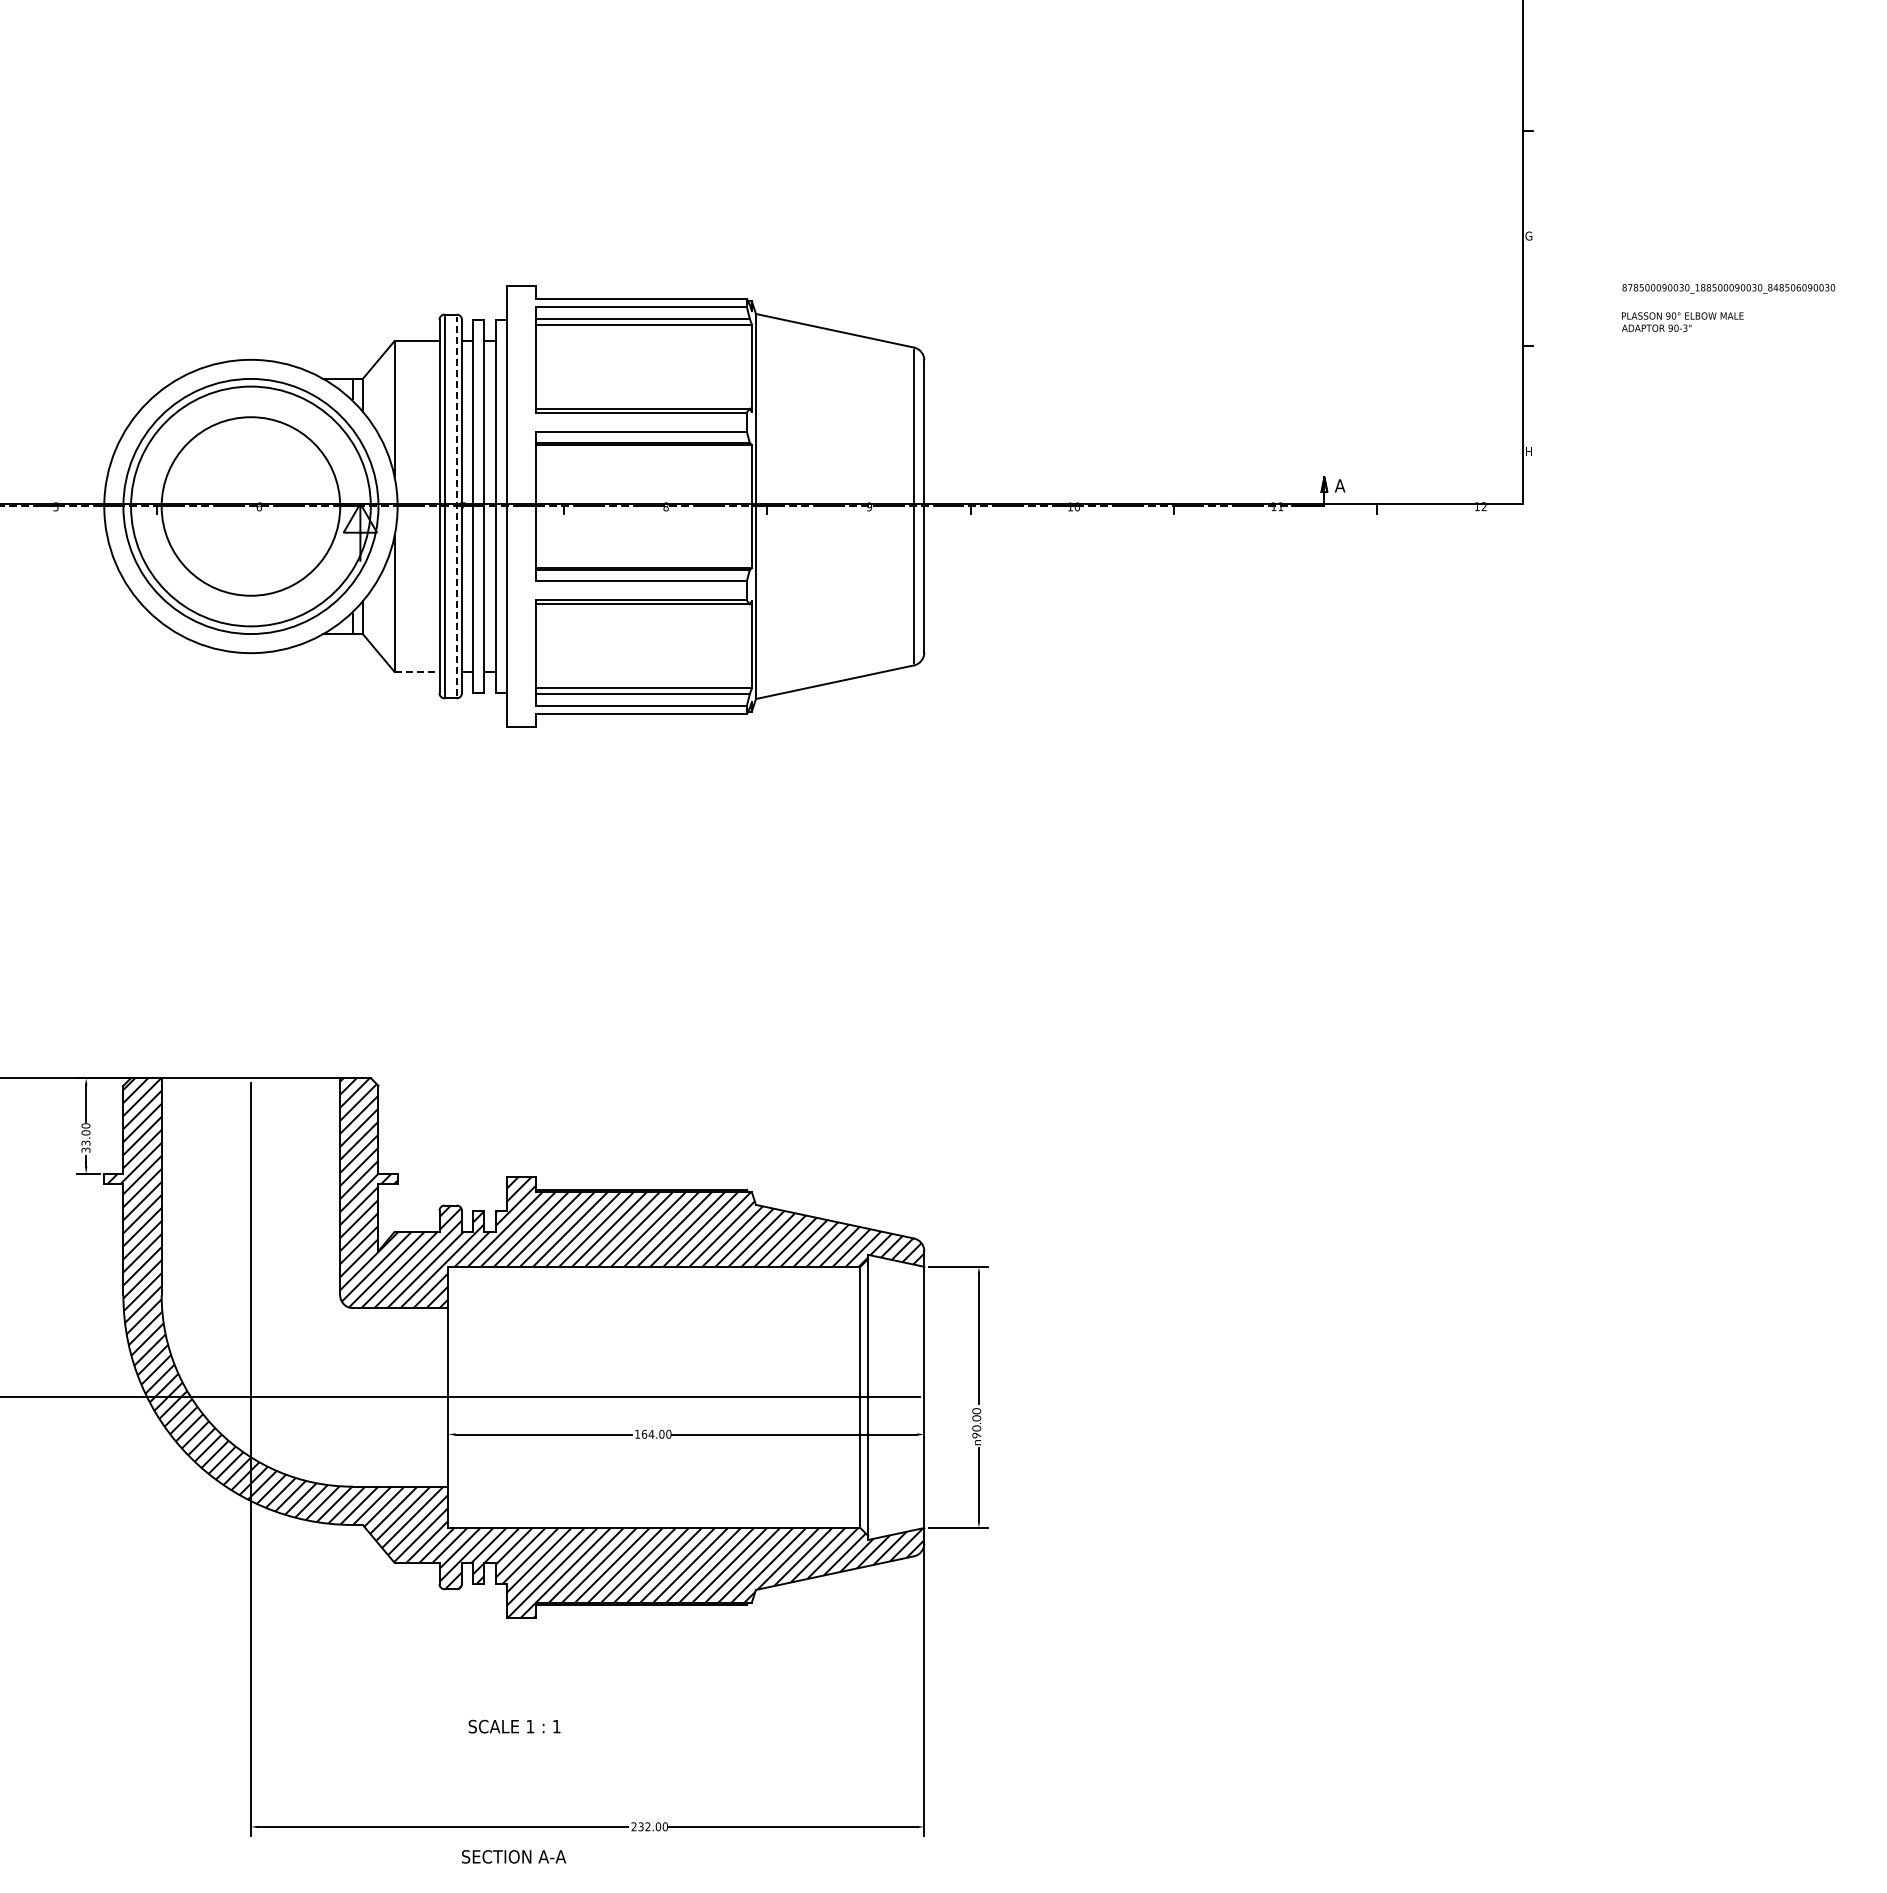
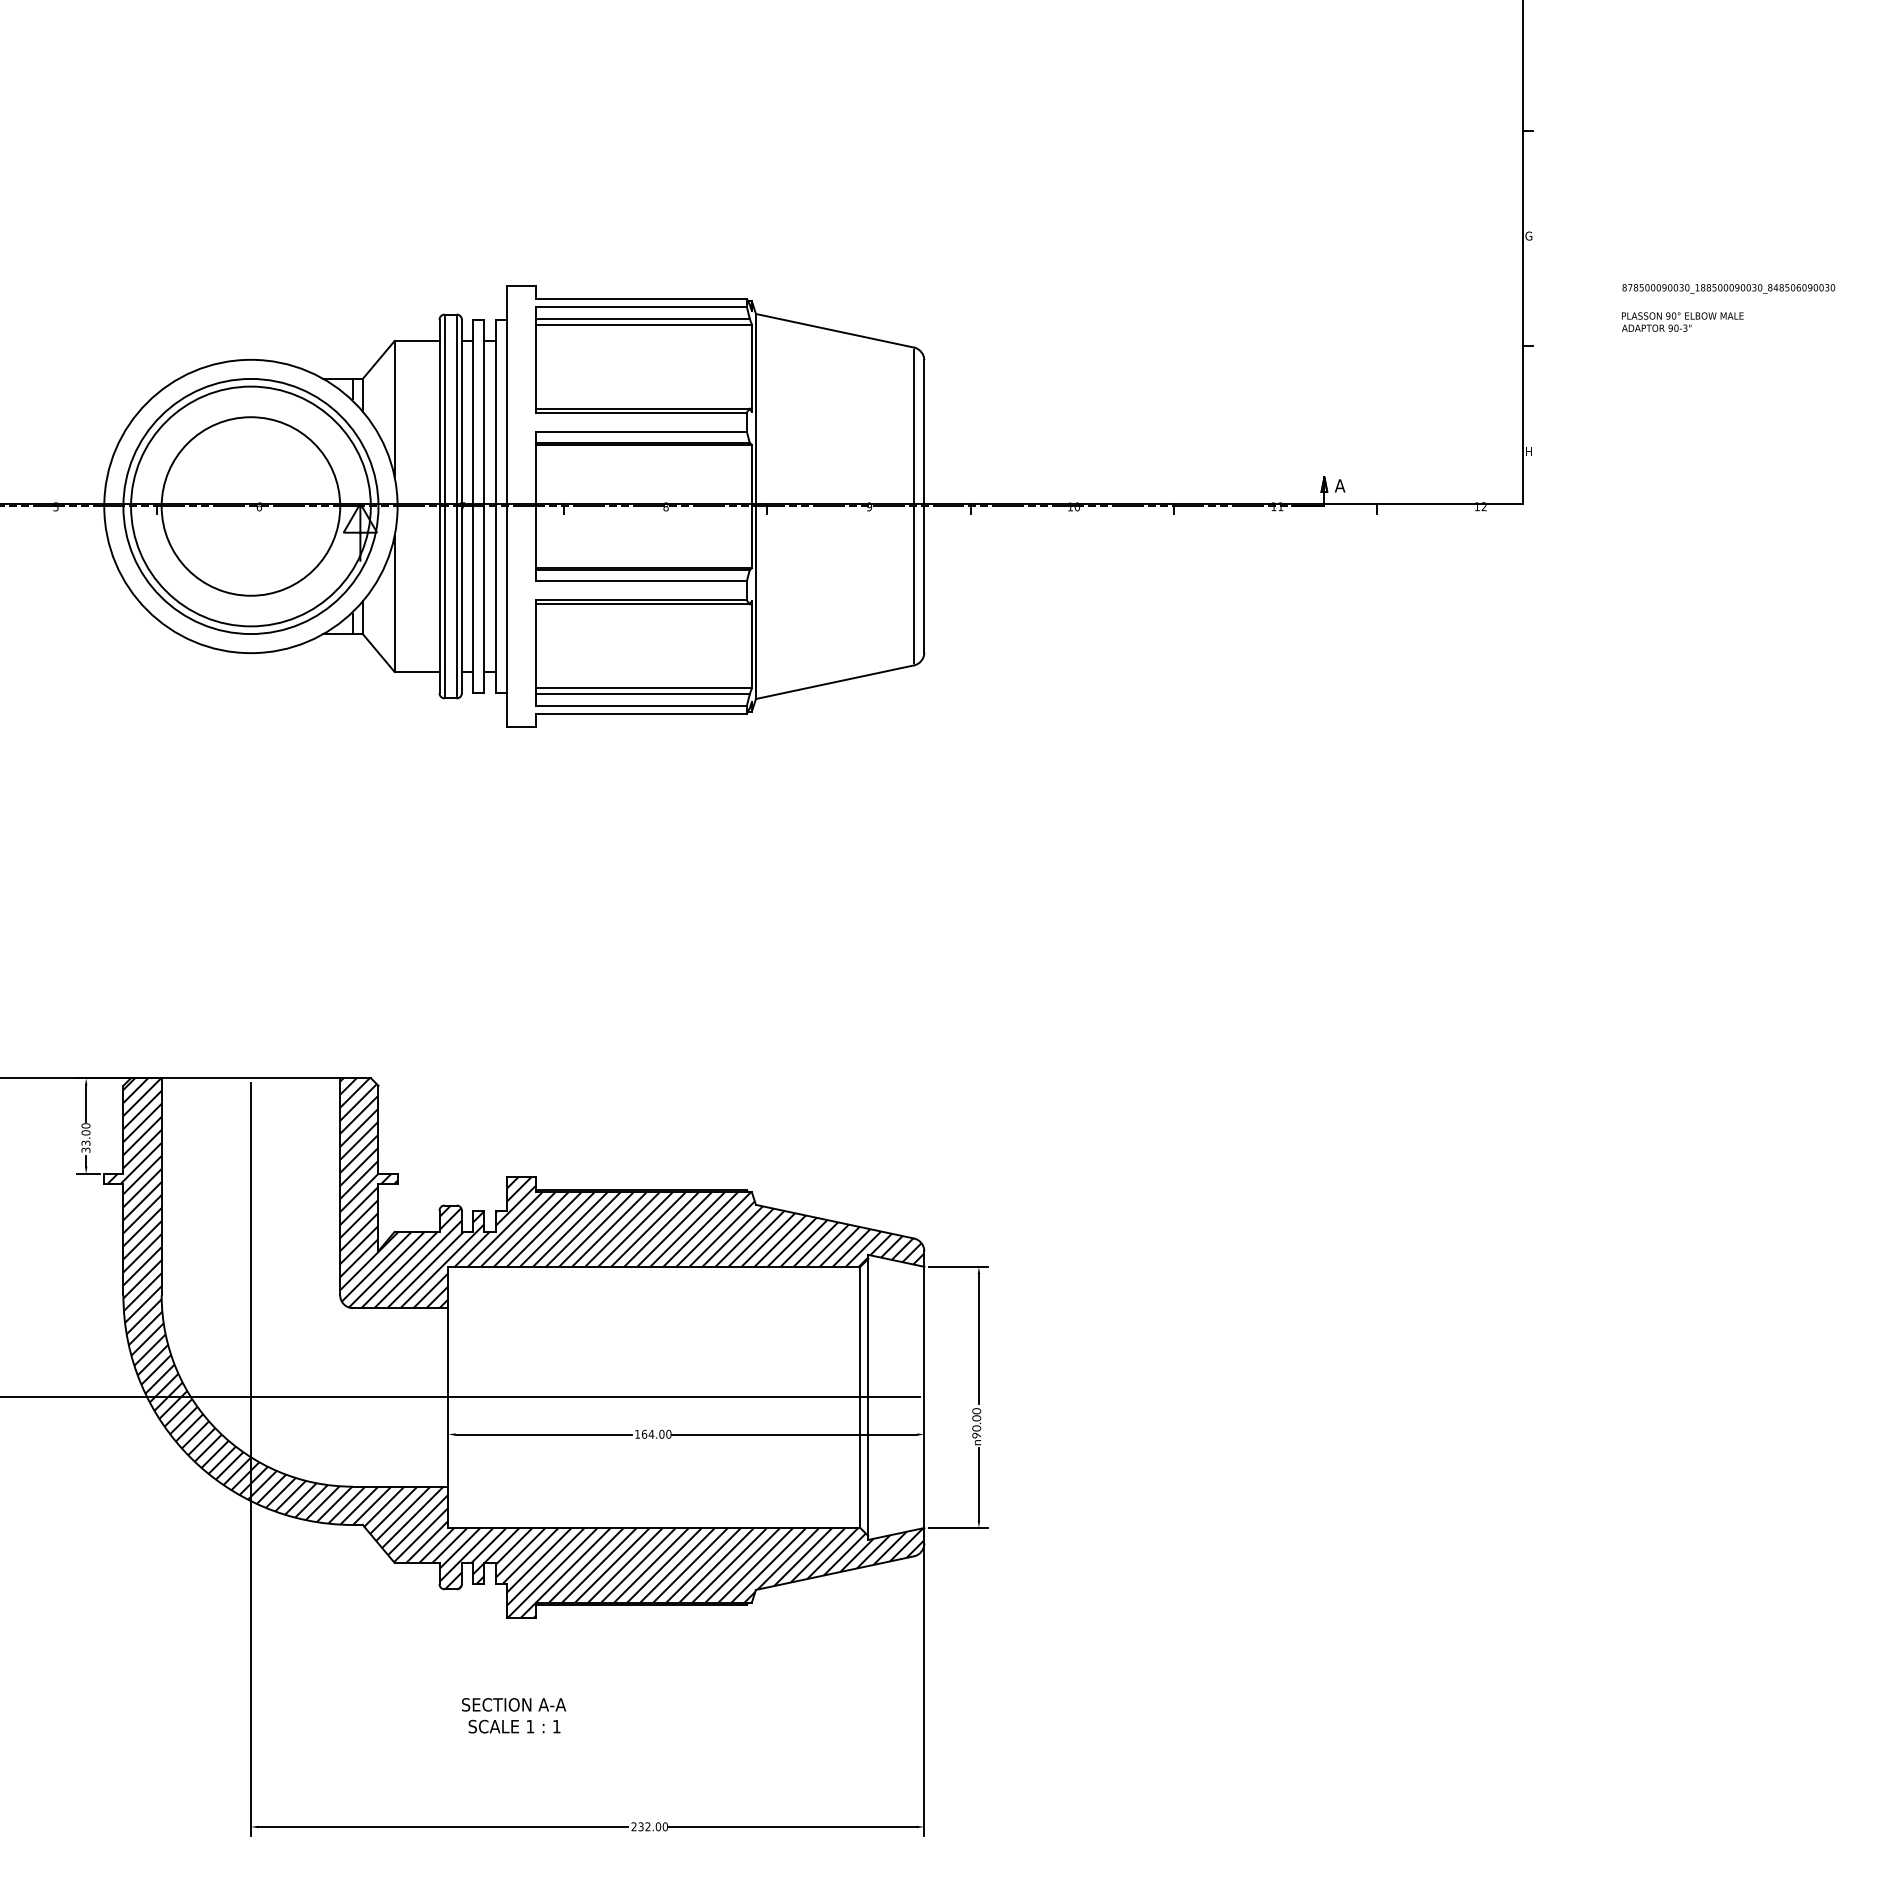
line: dashed -> solid (456, 506)
line: dashed -> solid (417, 671)
text position: (514, 1856) -> (514, 1704) (514, 1704)
